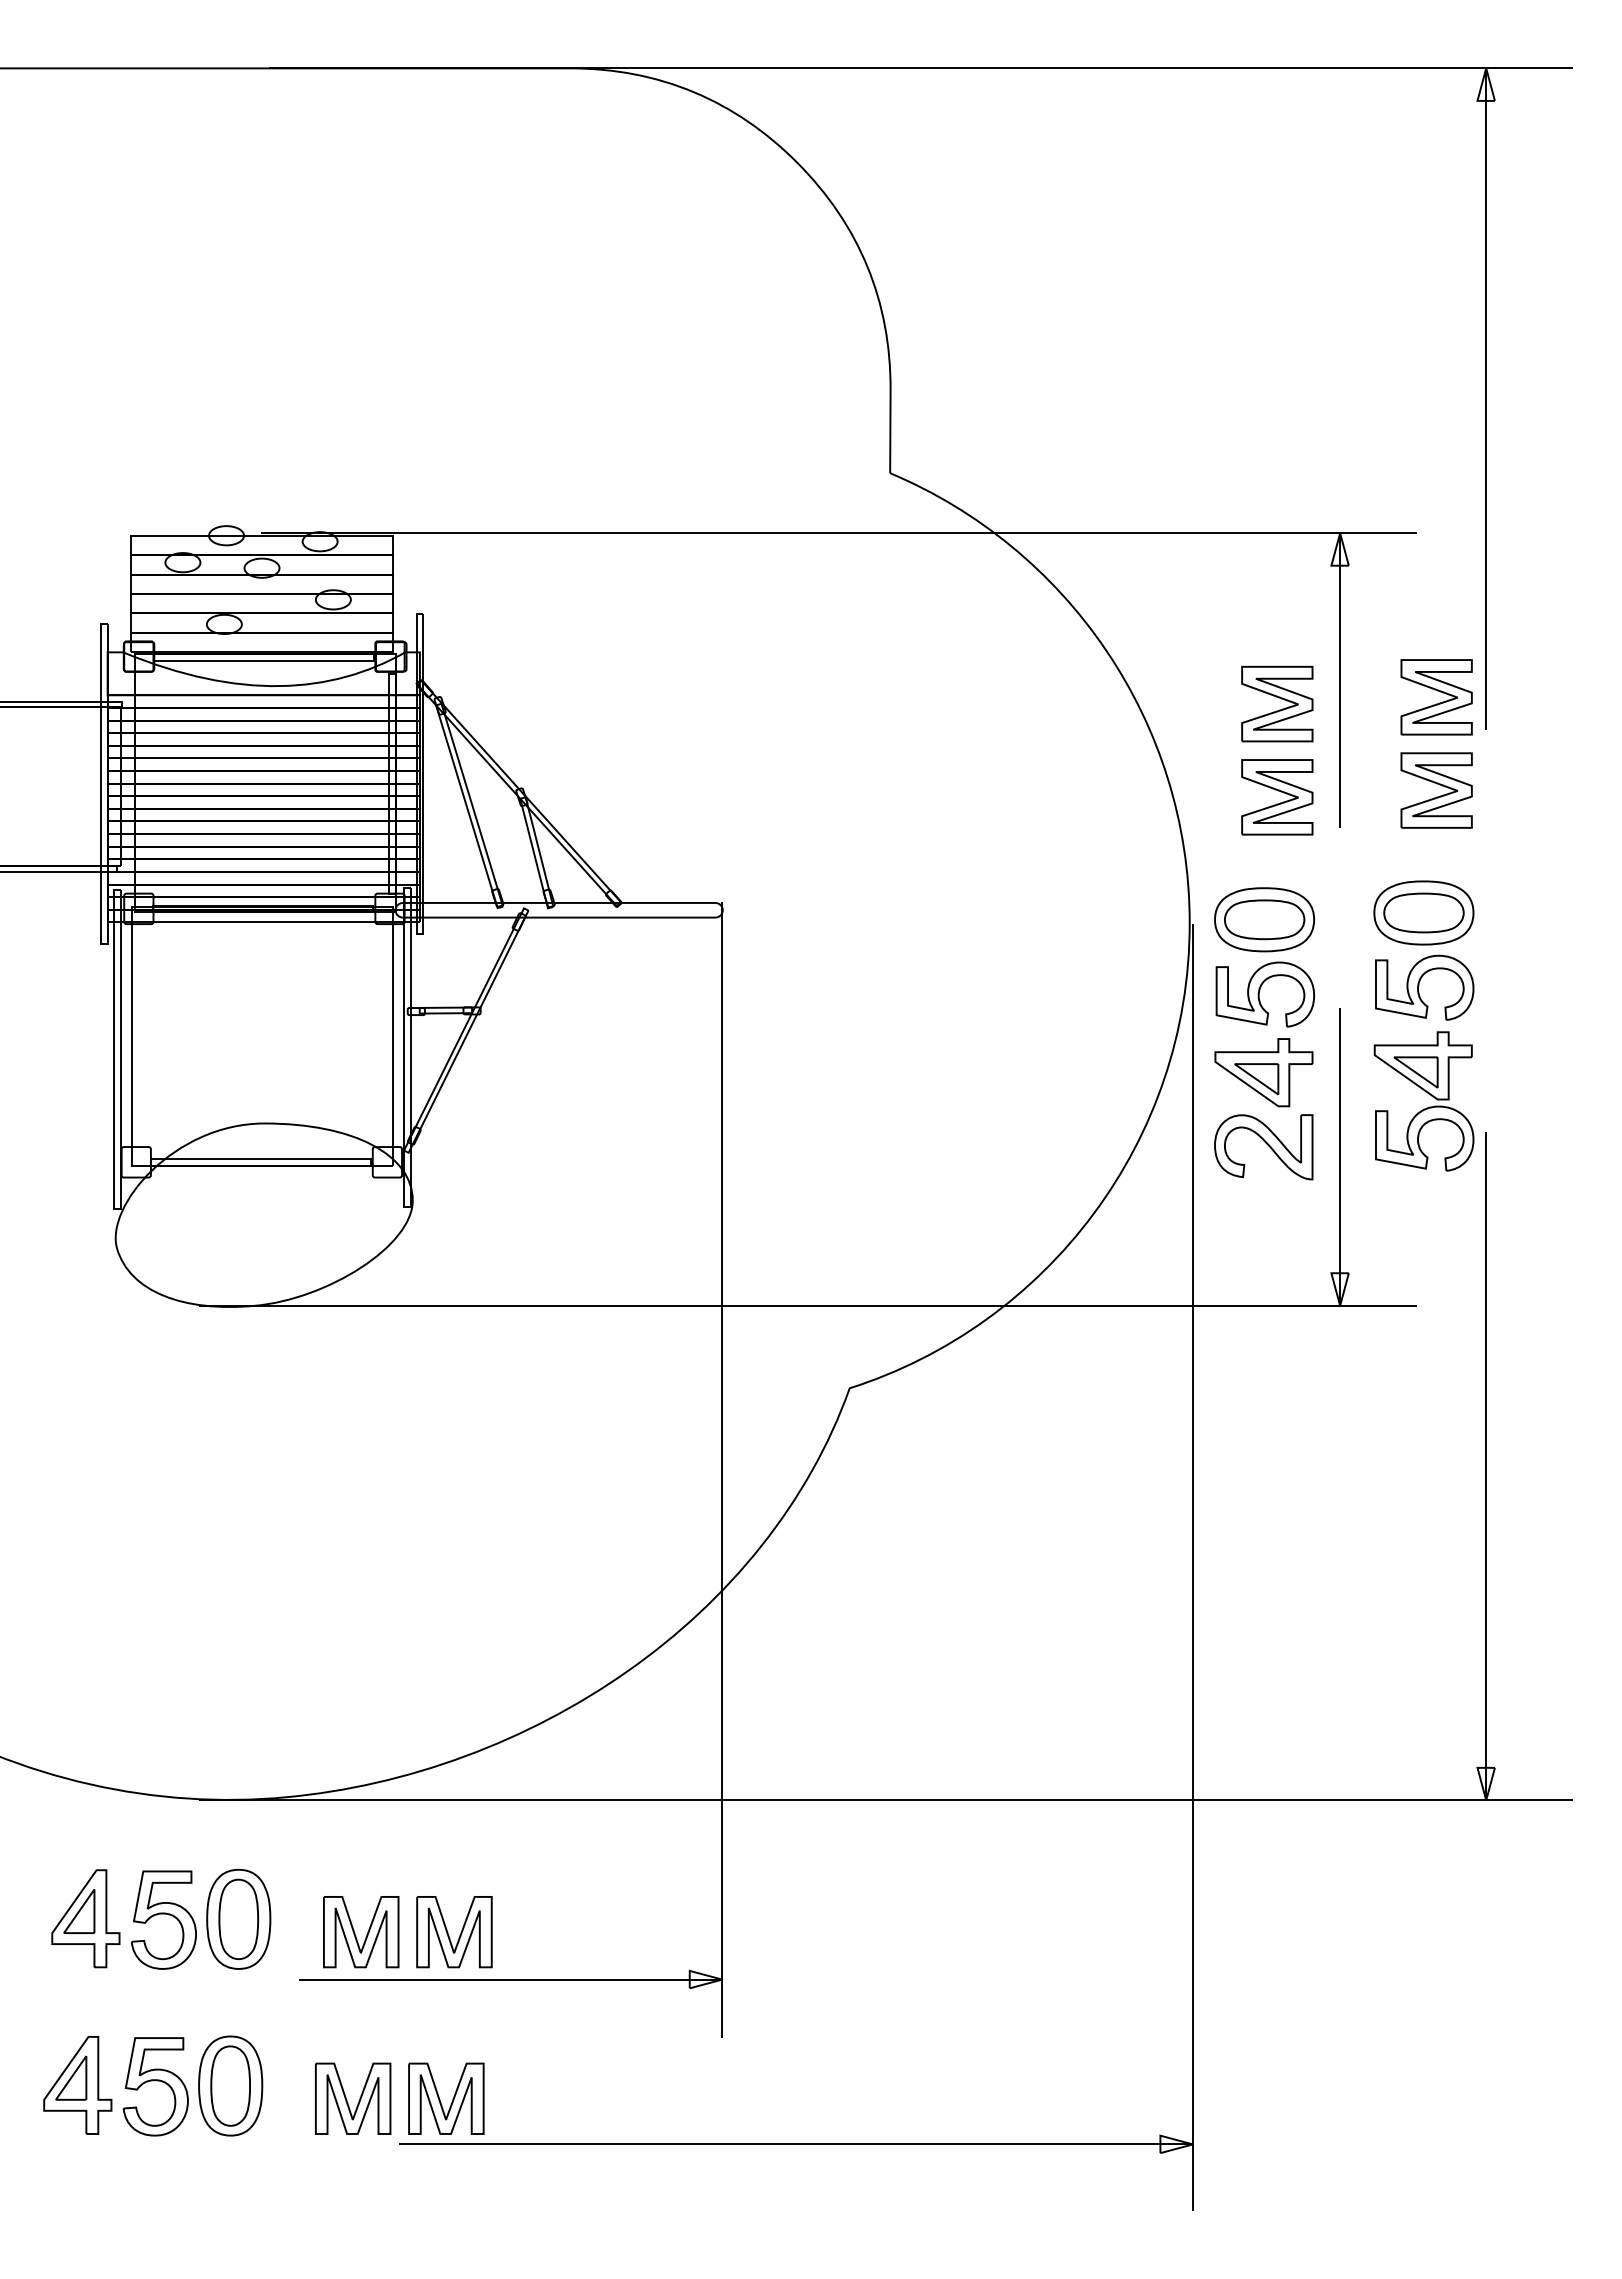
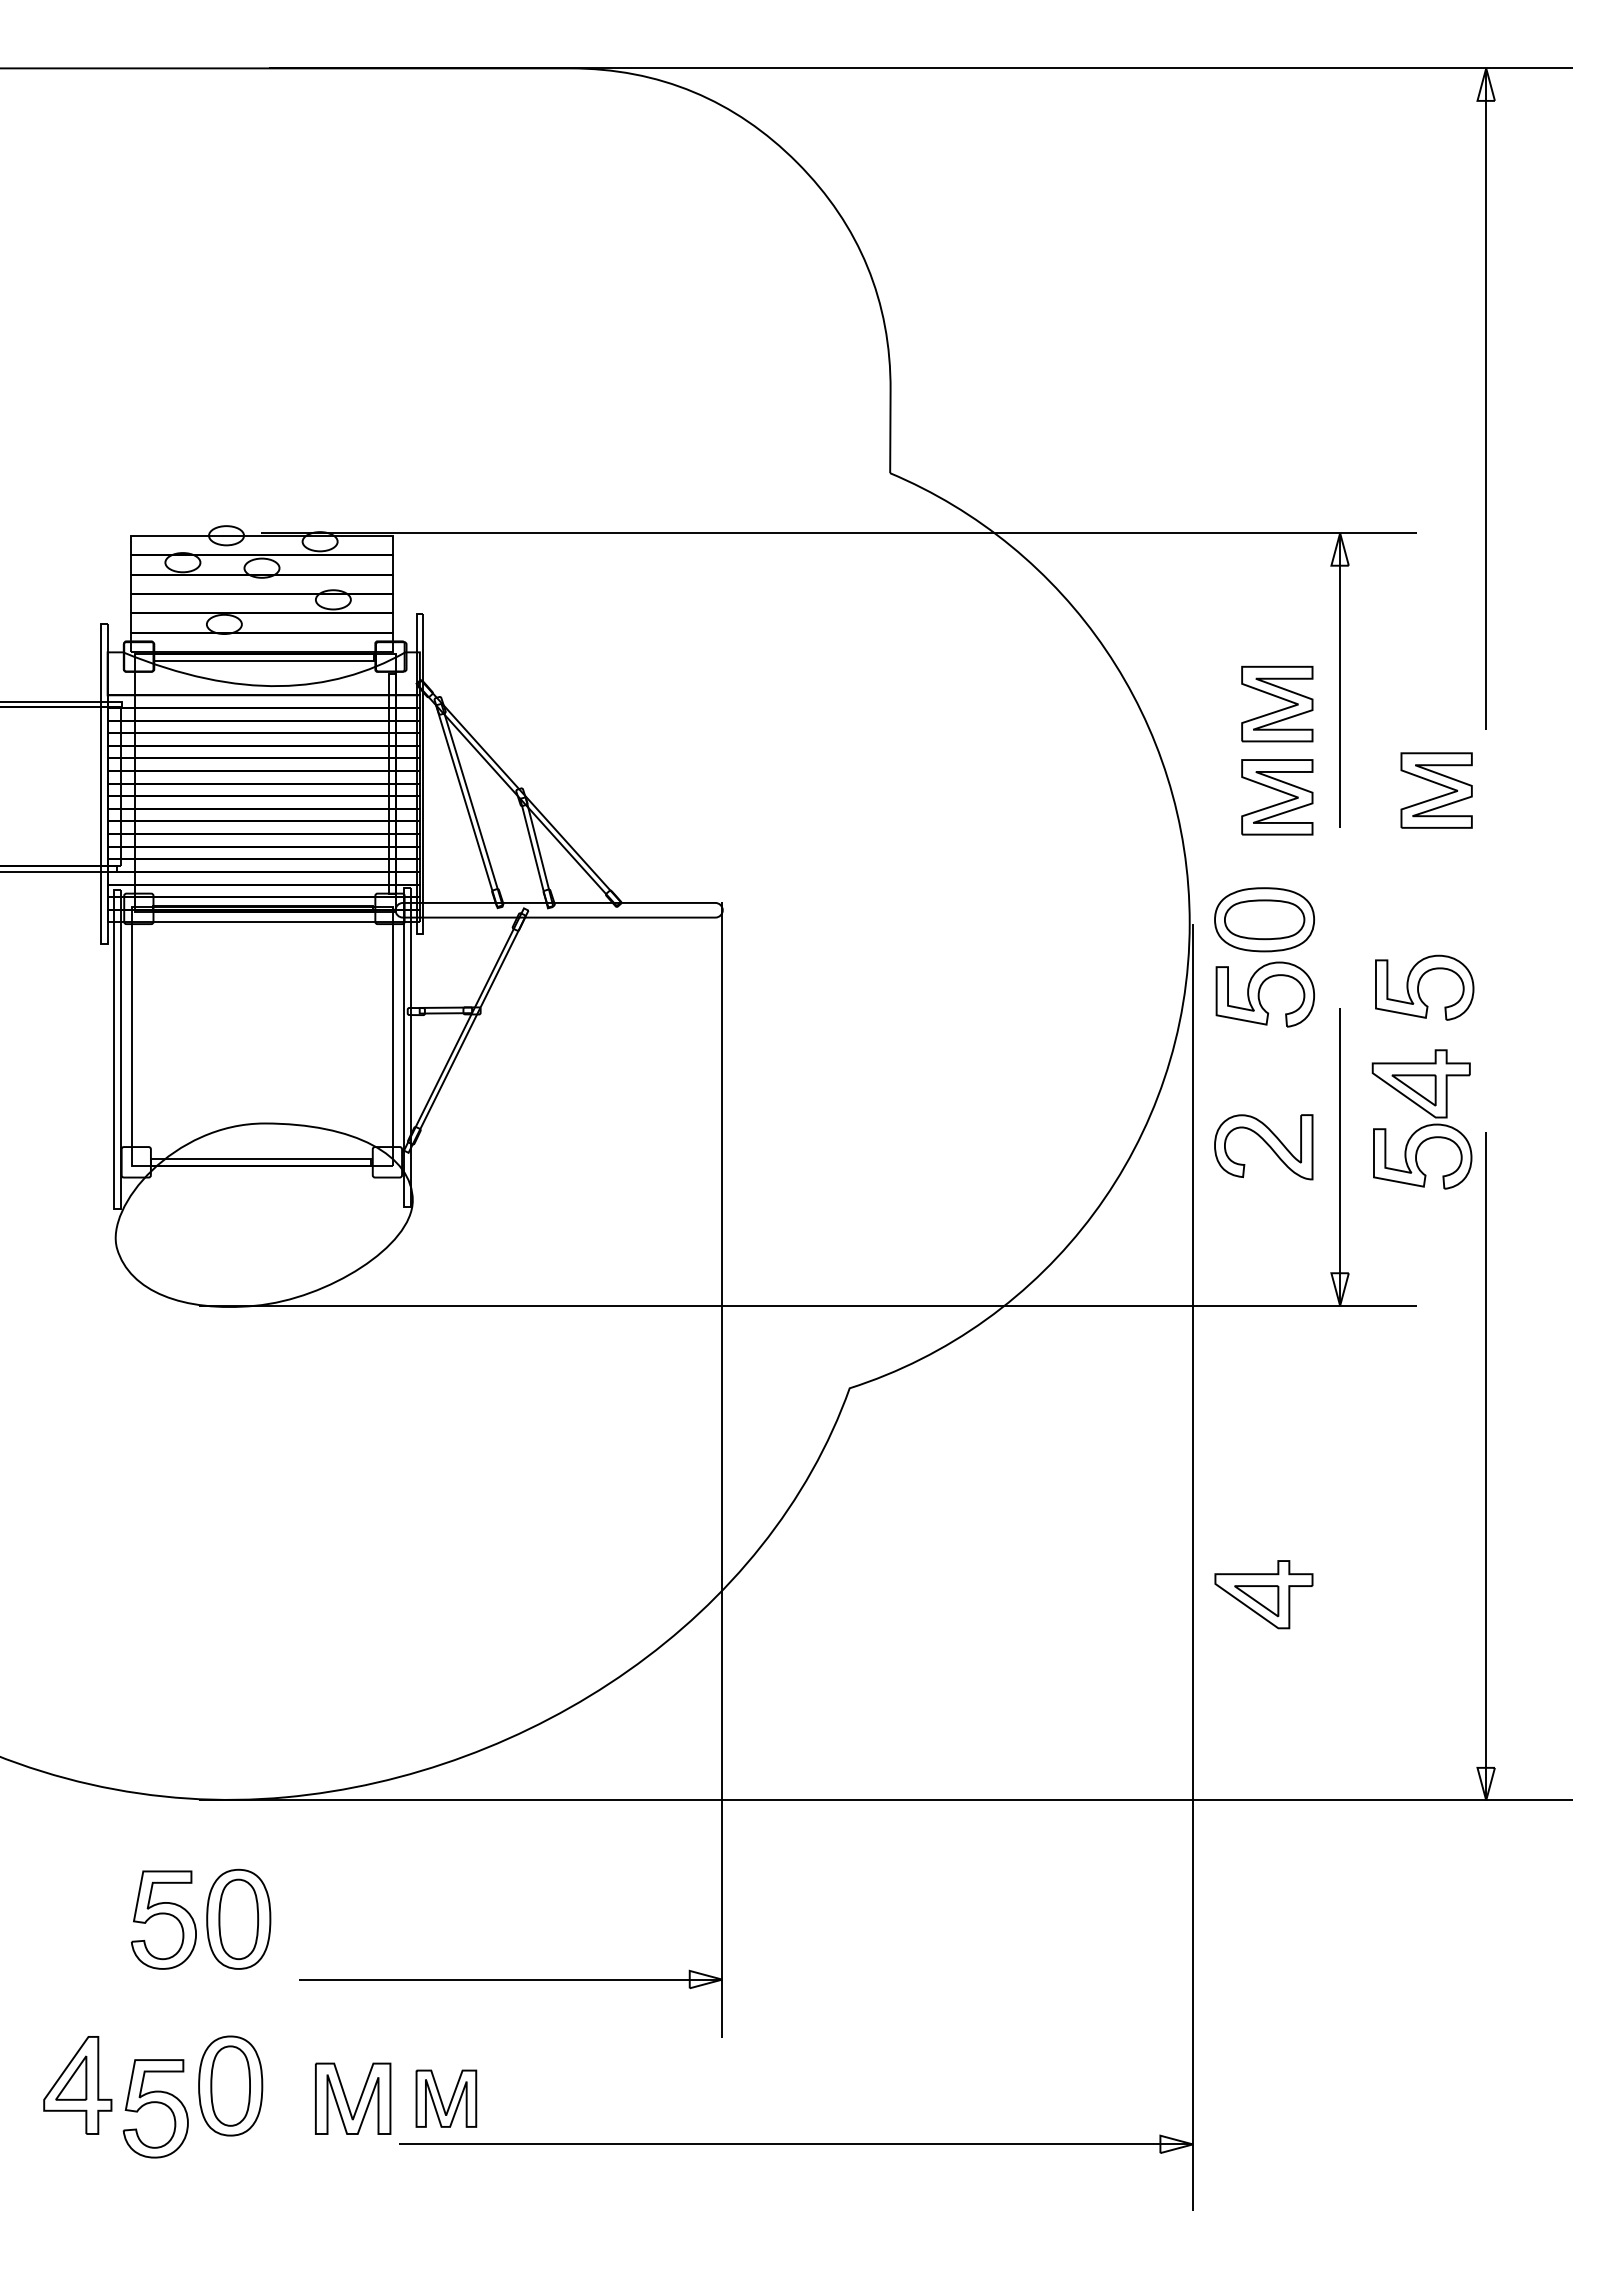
part: present -> none (1436, 697)
part: present -> none (1423, 912)
part position: (1263, 1072) -> (1263, 1594) (1263, 1594)
part position: (1426, 1107) -> (1424, 1125) (1424, 1125)
part: present -> none (85, 1918)
part: present -> none (361, 1932)
part: present -> none (454, 1932)
part position: (155, 2086) -> (155, 2108) (155, 2108)
part size: 77x73 px -> 63x59 px (446, 2098)
